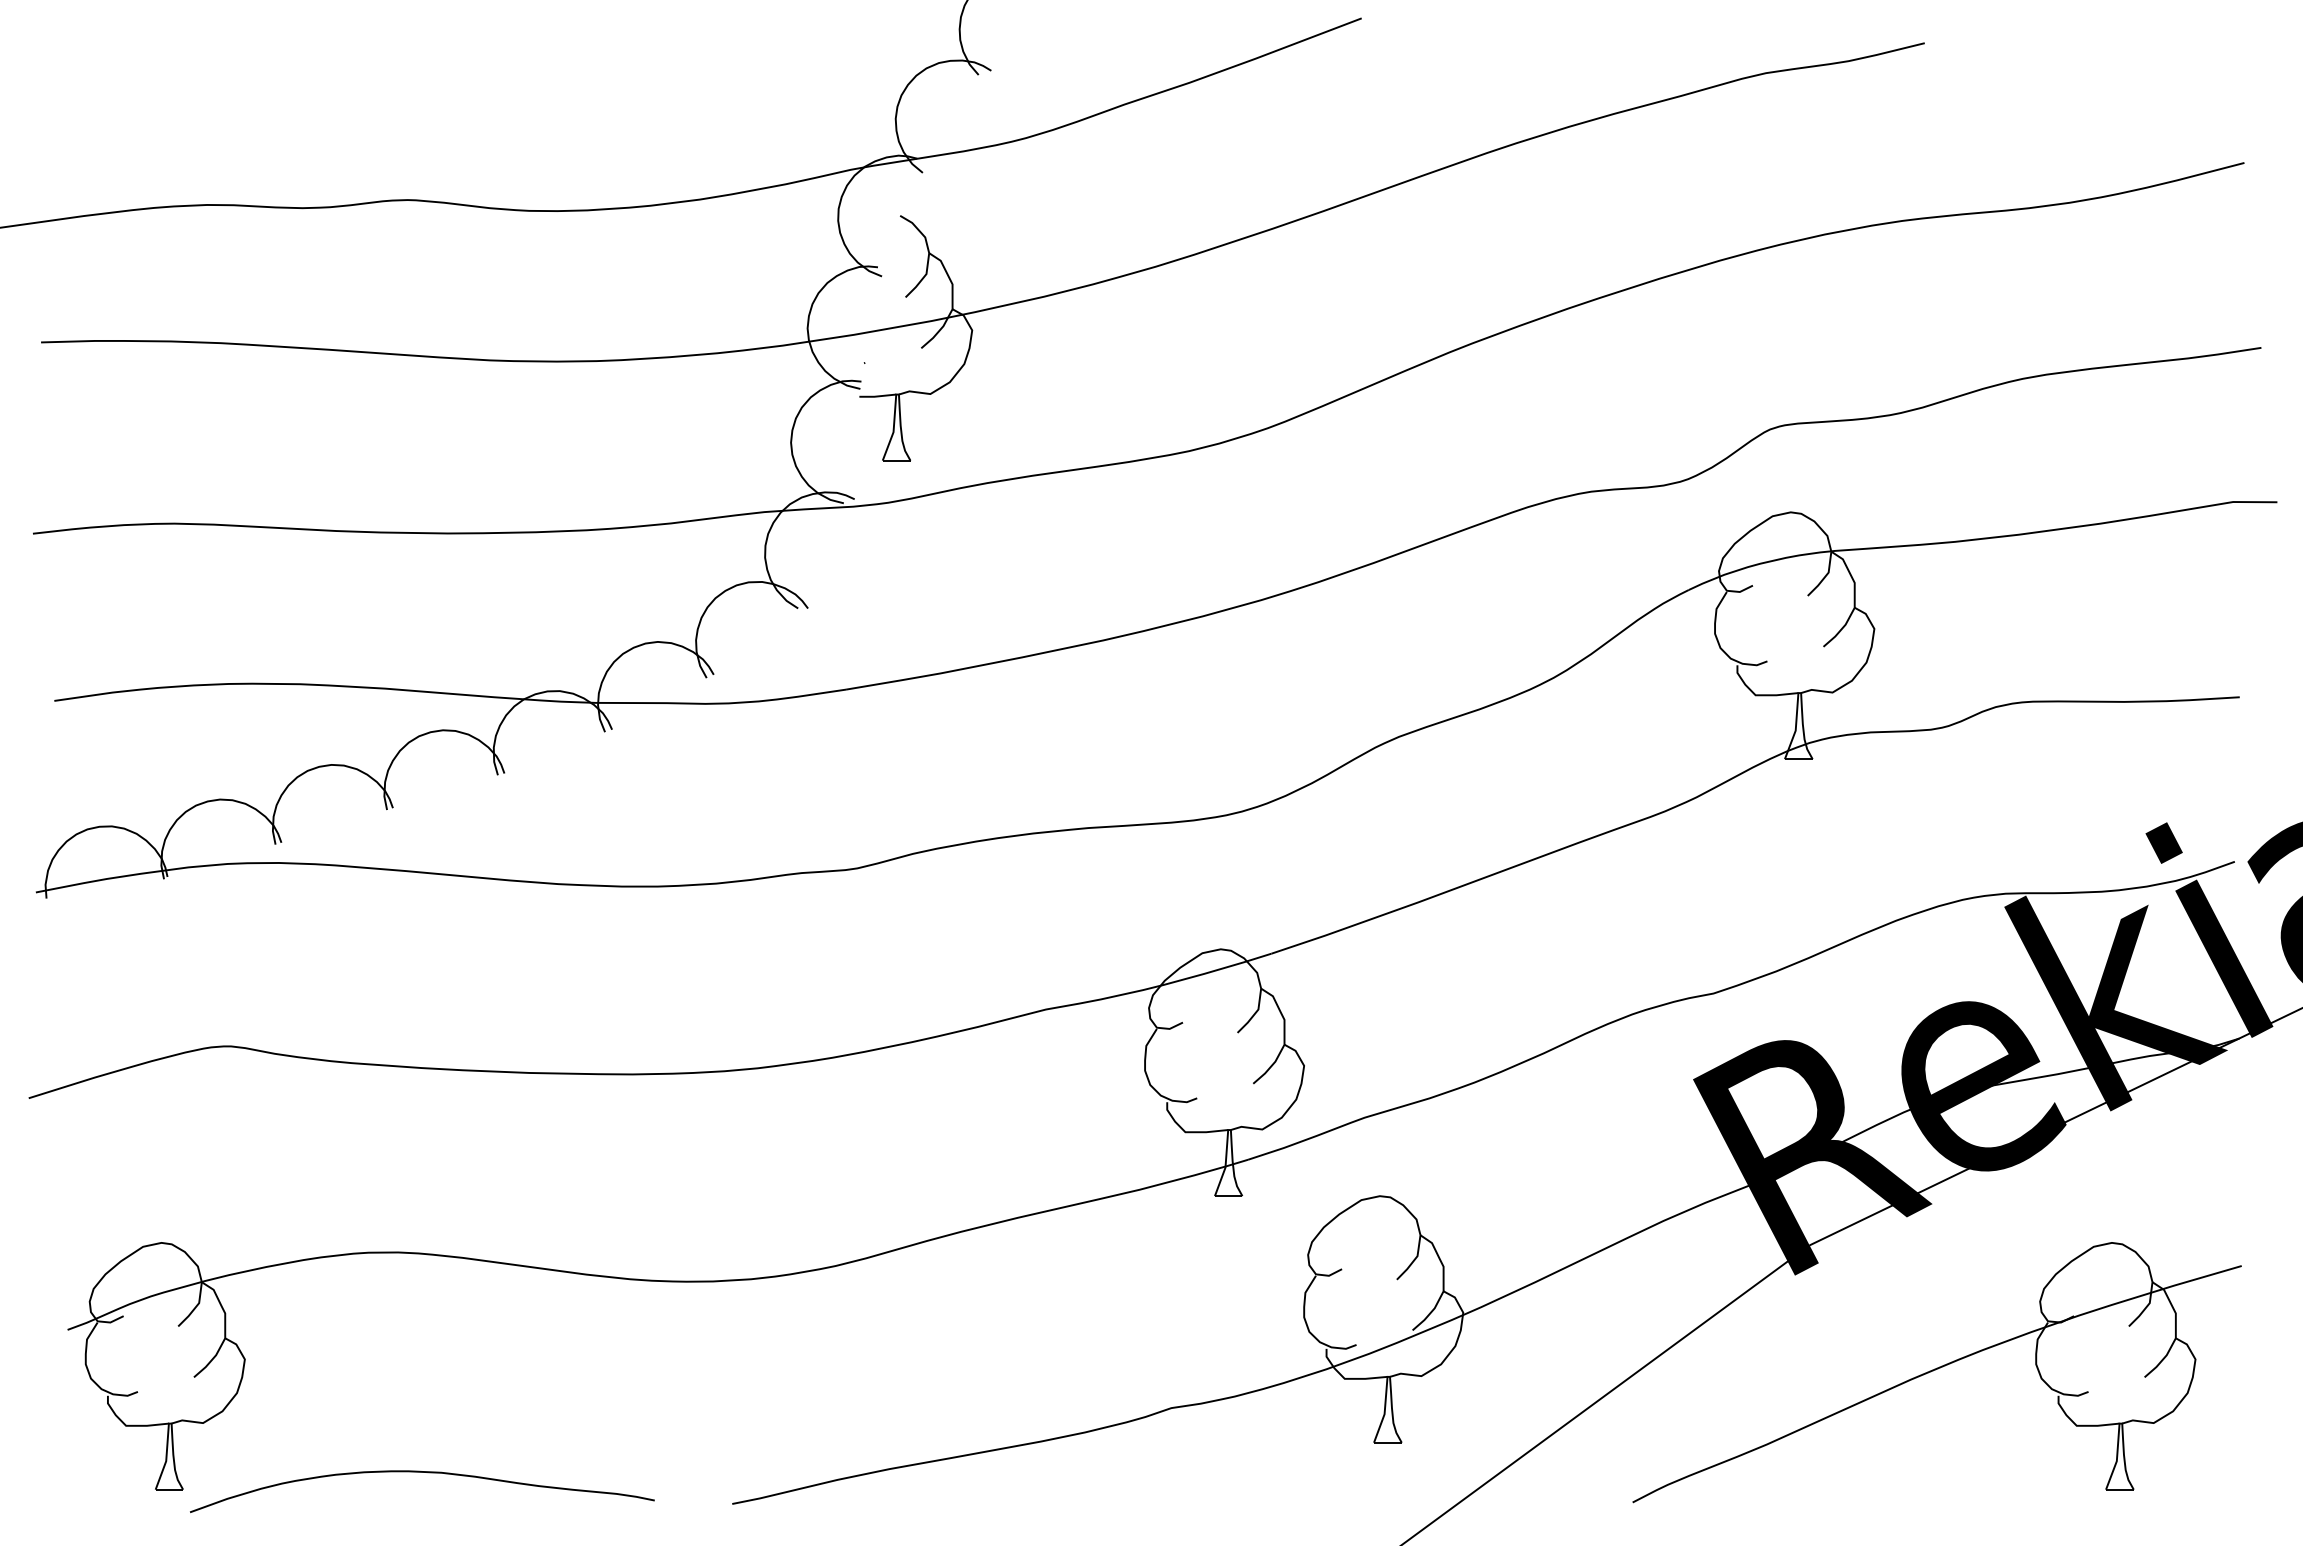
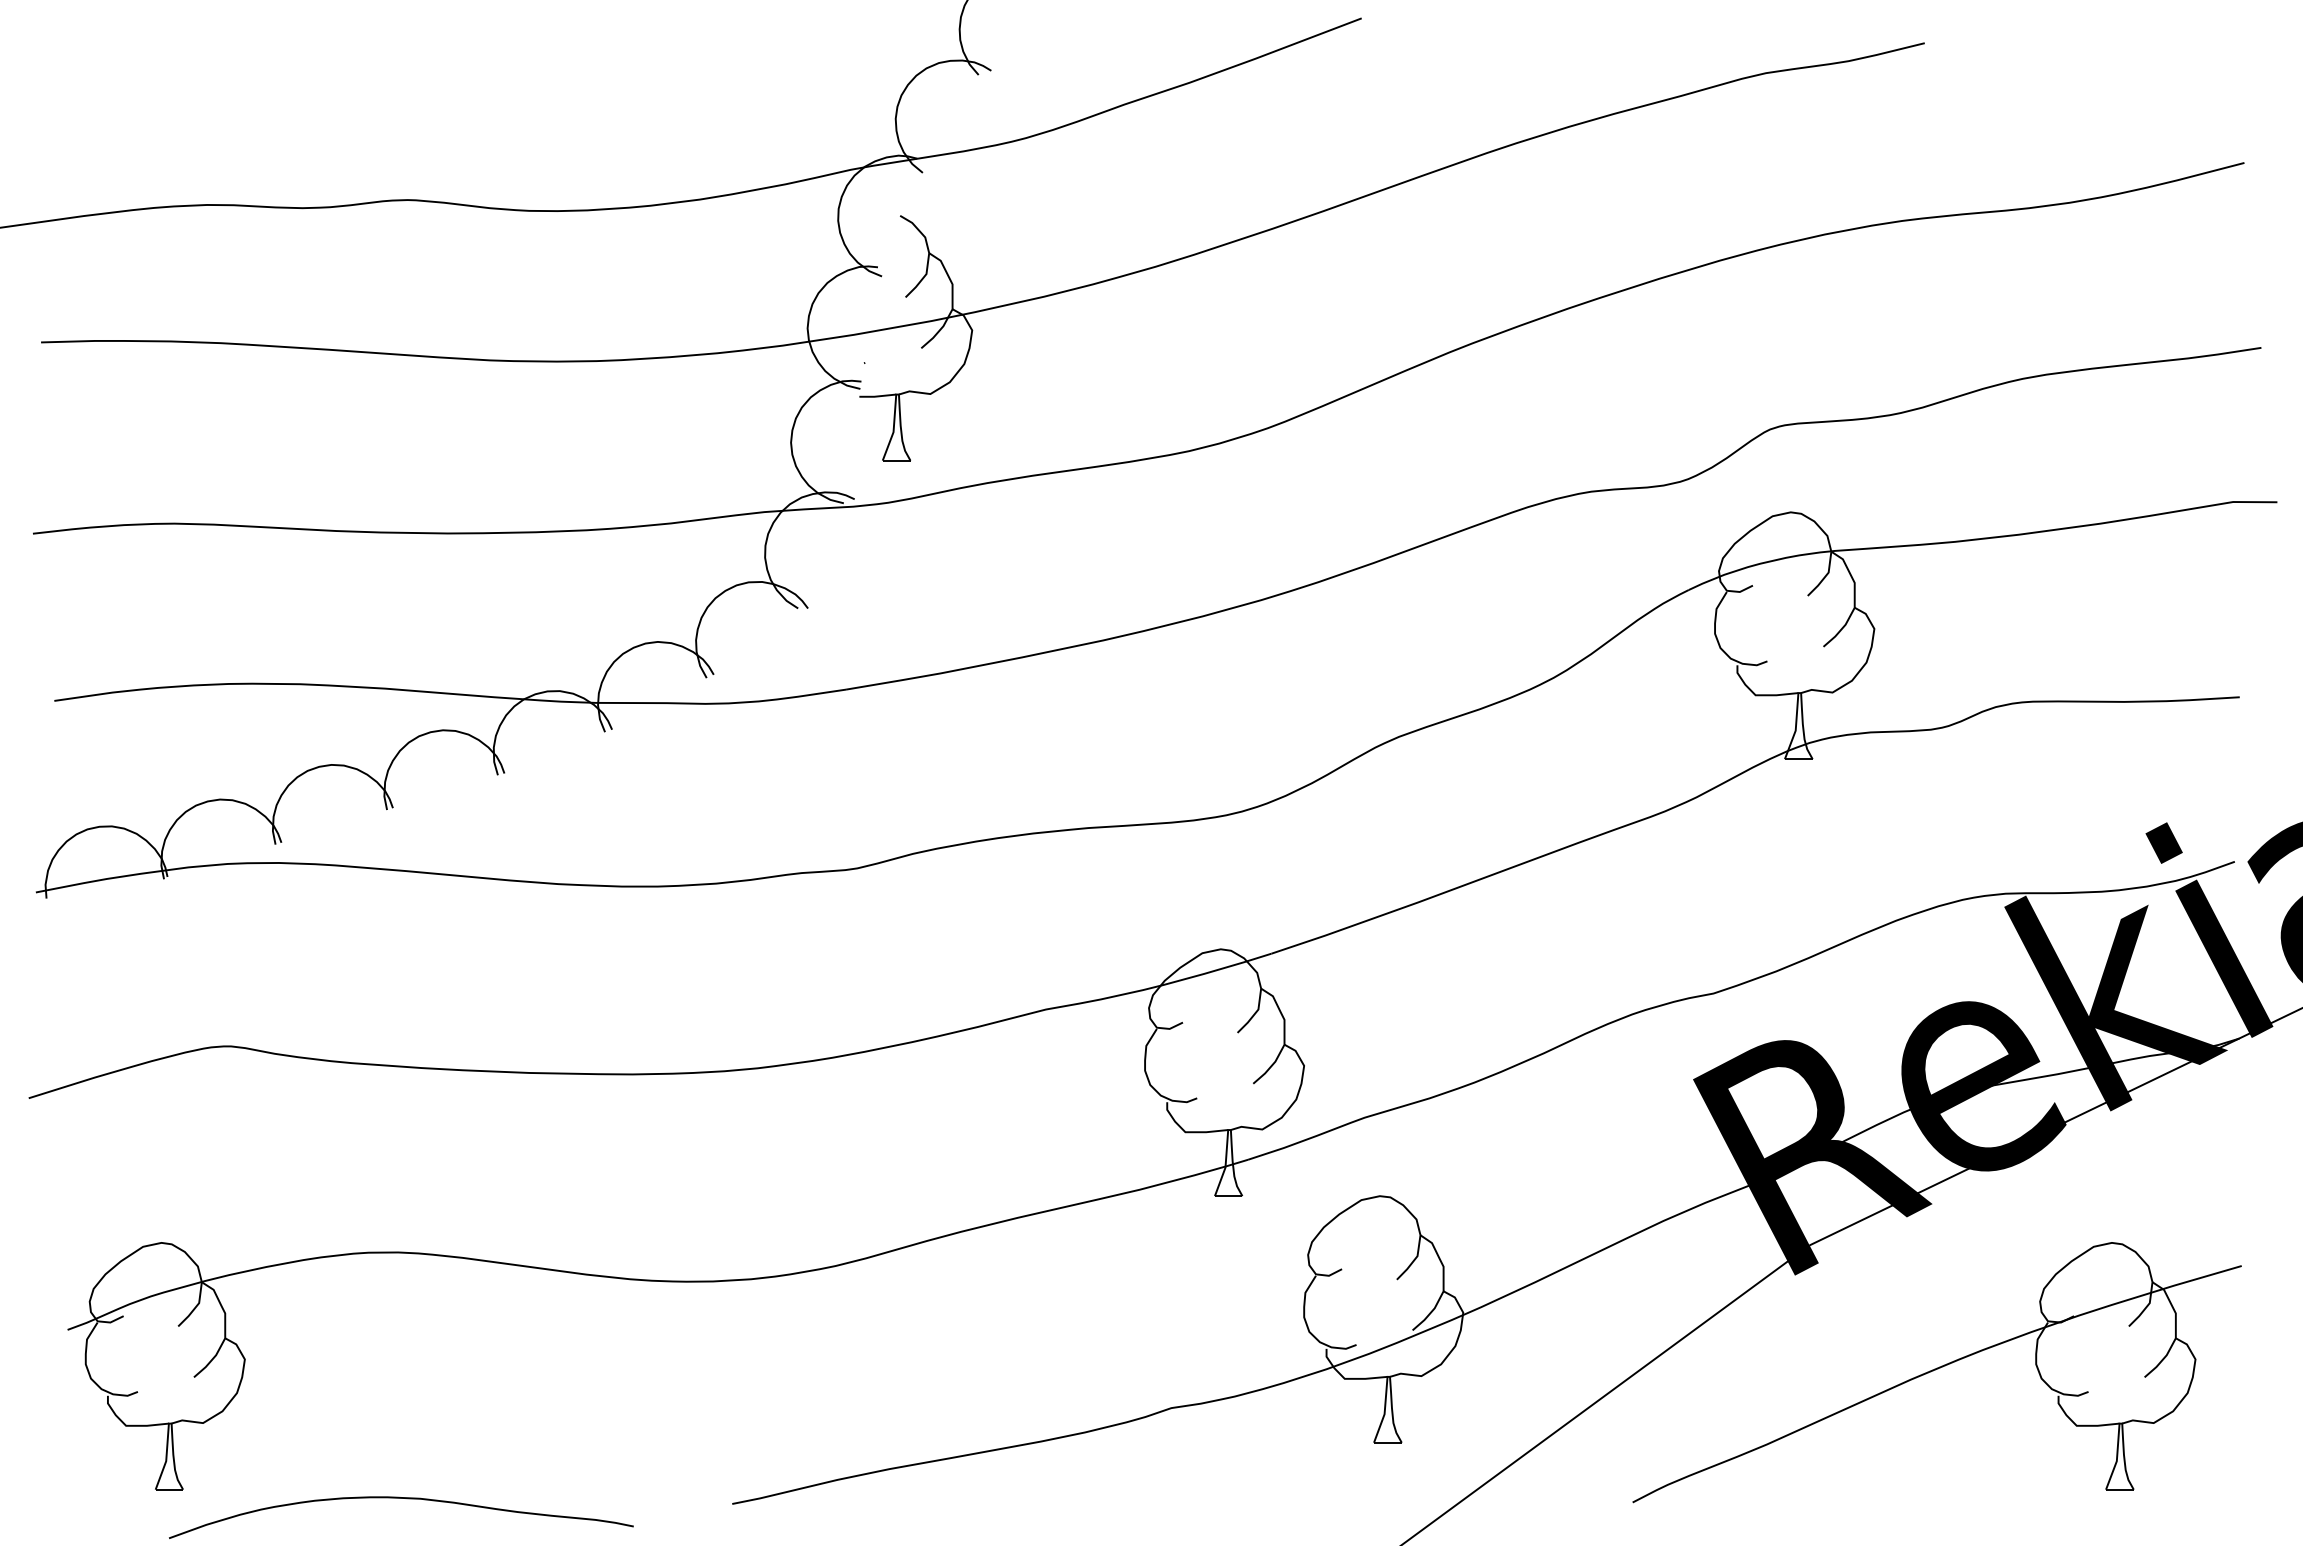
curve position: (428, 1473) -> (407, 1499) (407, 1499)
